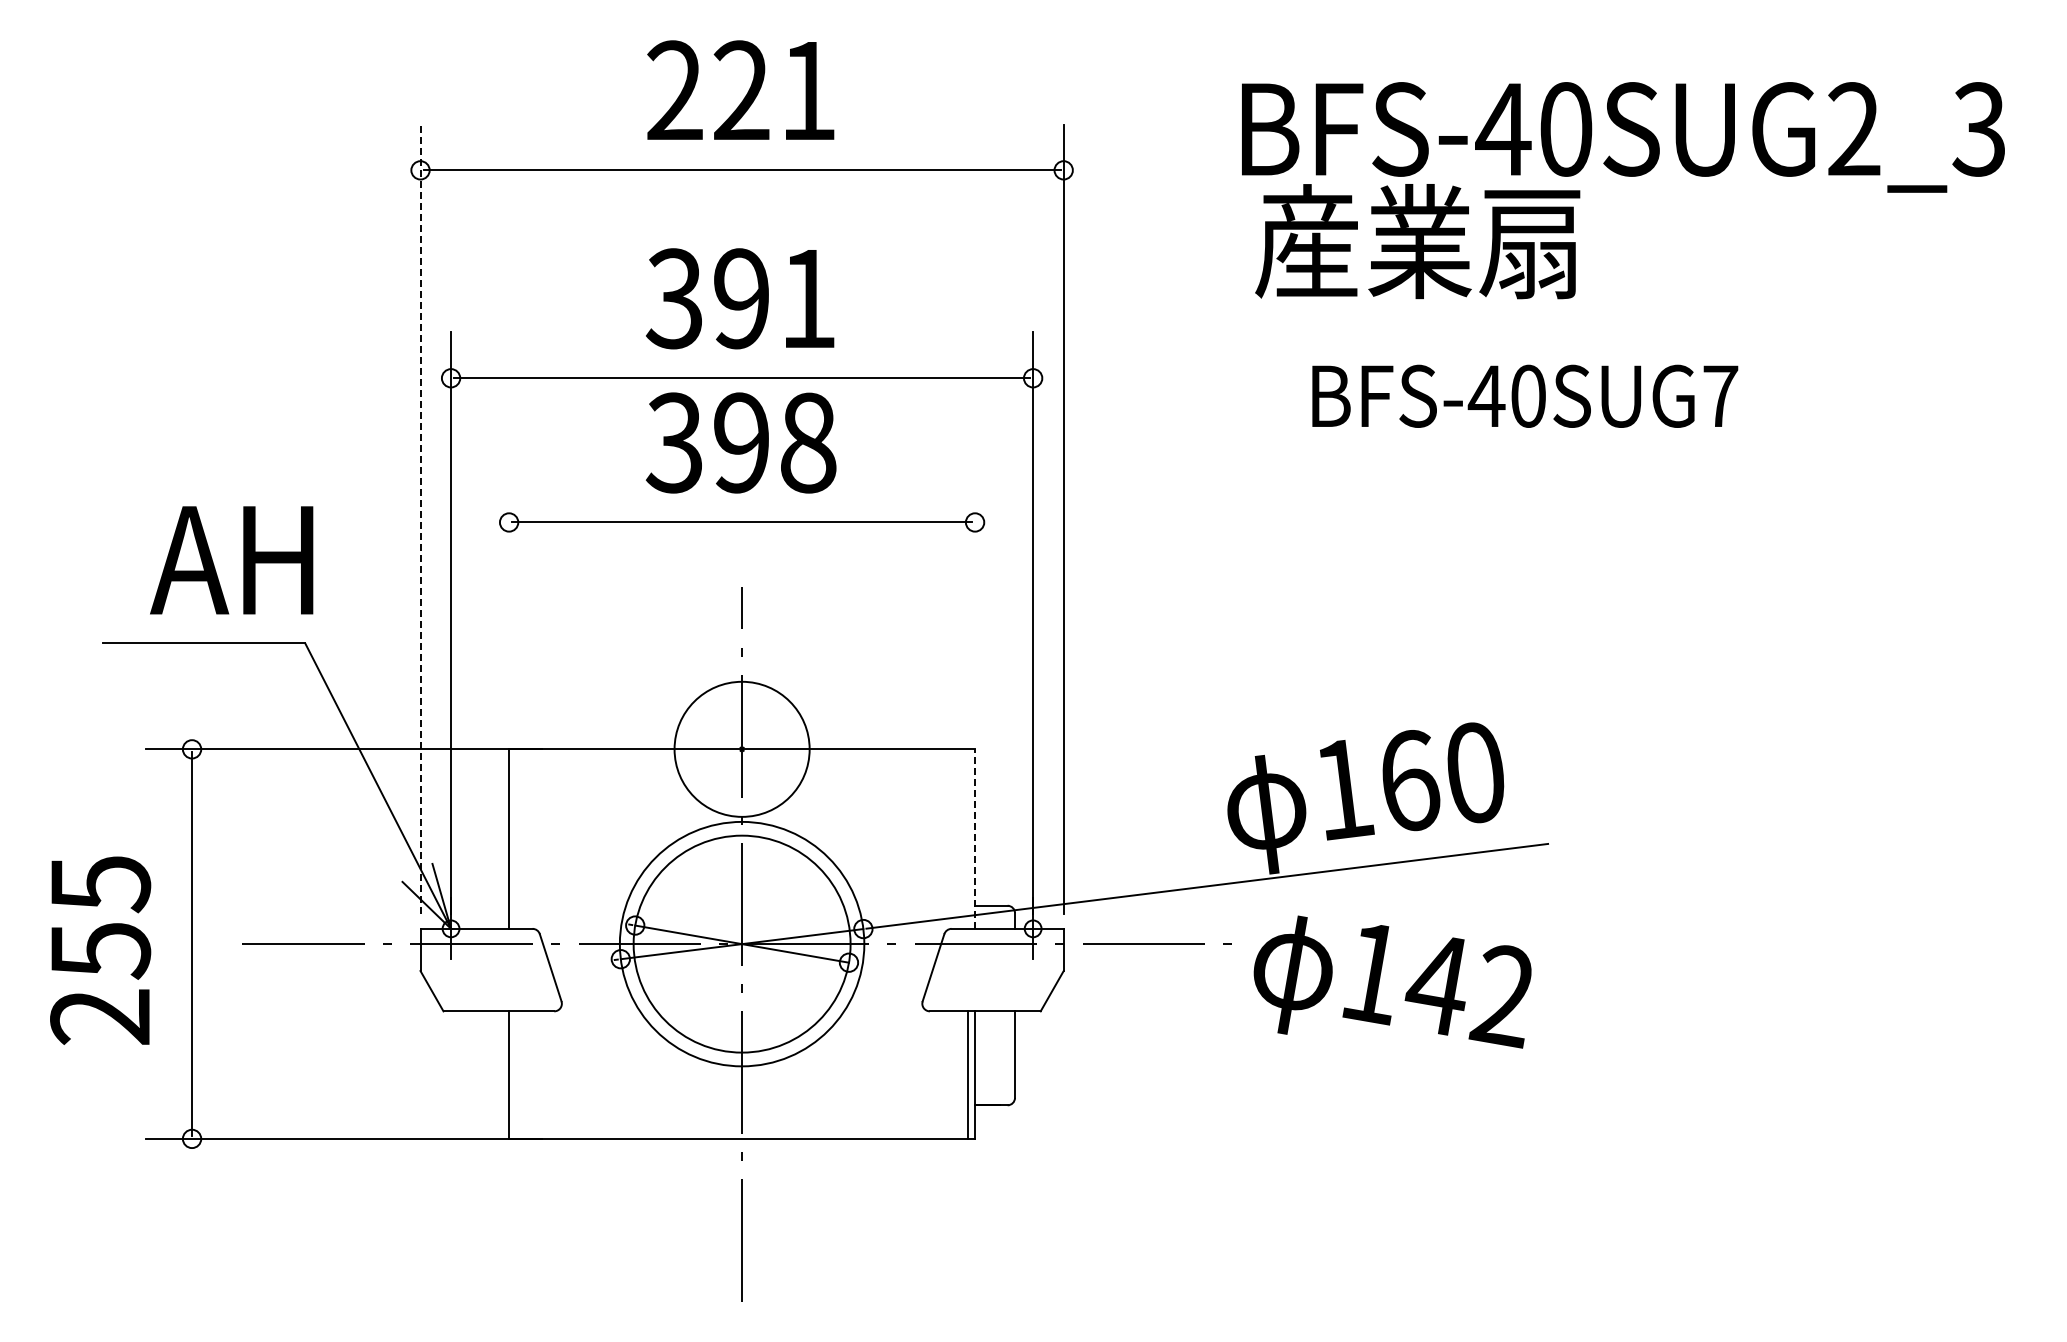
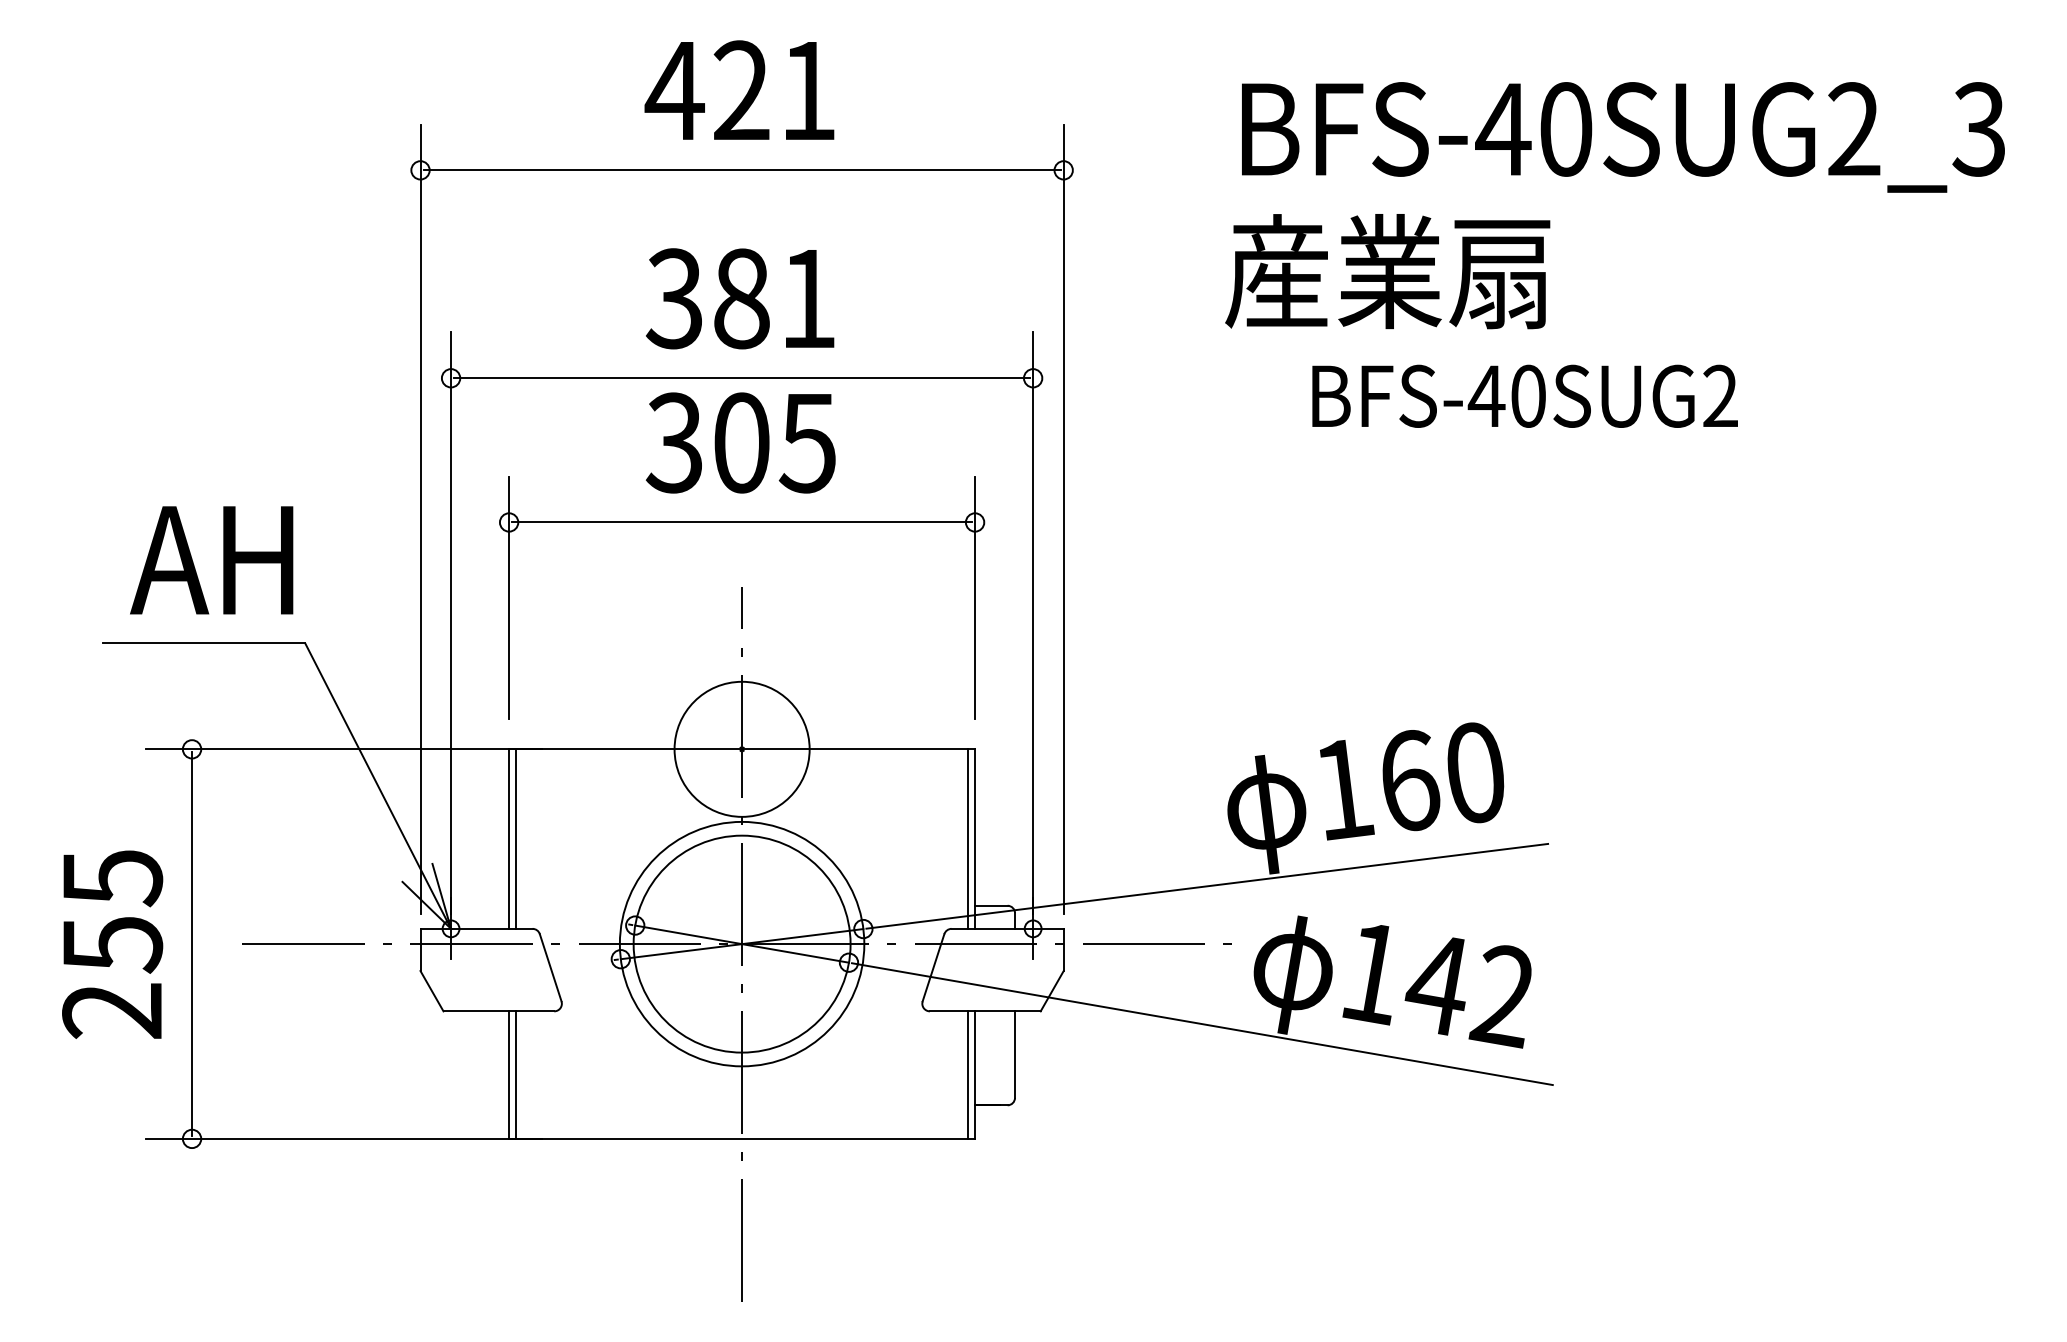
text: 221 -> 421 (674, 89)
text position: (1417, 241) -> (1387, 271) (1387, 271)
text: 391 -> 381 (741, 298)
text: BFS-40SUG7 -> BFS-40SUG2 (1720, 395)
text: 398 -> 305 (775, 442)
line: dashed -> solid (420, 519)
text position: (231, 560) -> (211, 560) (211, 560)
line: none -> present (509, 597)
line: none -> present (975, 597)
line: none -> present (516, 838)
line: none -> present (967, 838)
line: dashed -> solid (975, 839)
text position: (100, 950) -> (112, 944) (112, 944)
line: none -> present (1201, 1024)
line: none -> present (516, 1074)
